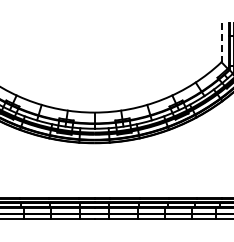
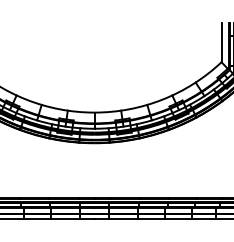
line: dashed -> solid (221, 42)
